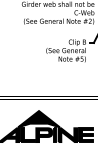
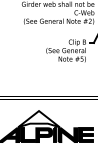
fill: present -> none (38, 119)
